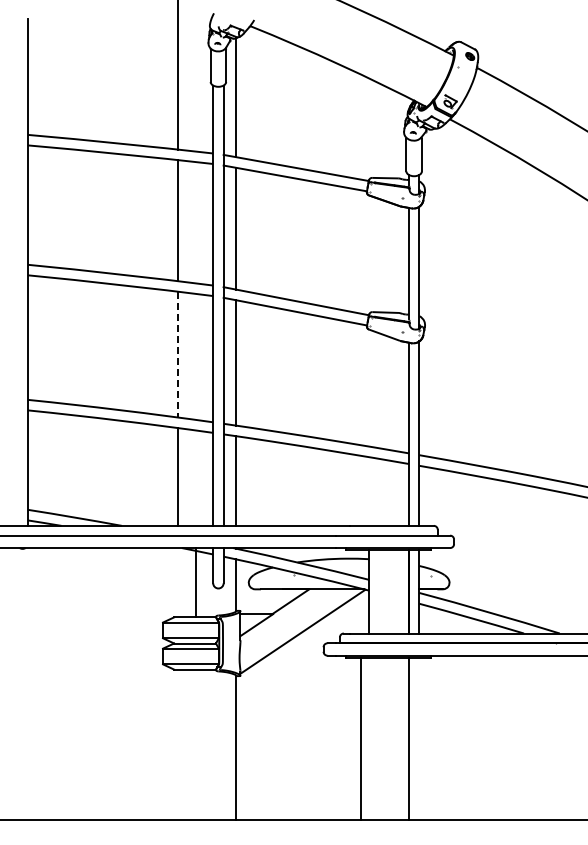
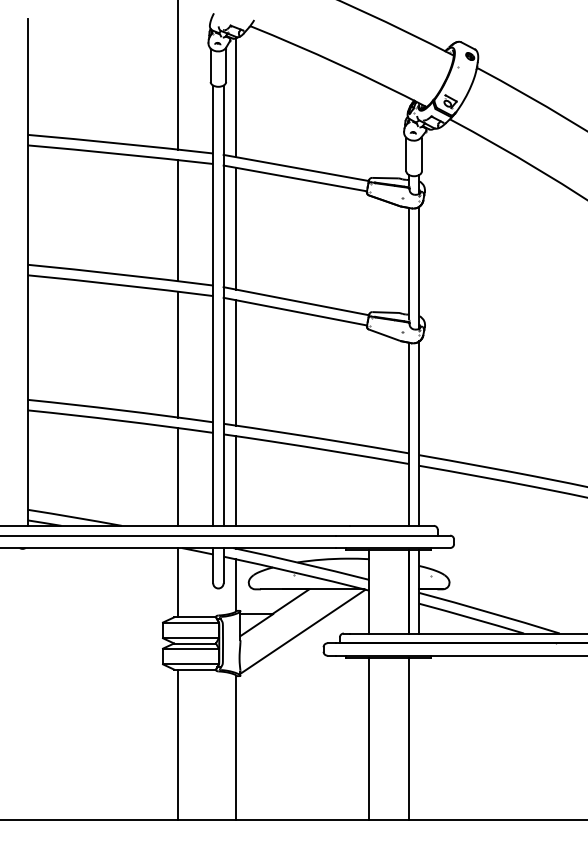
line: dashed -> solid (178, 354)
line position: (196, 582) -> (178, 582) (178, 582)
line position: (361, 738) -> (369, 738) (369, 738)
line: none -> present (178, 744)
